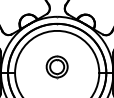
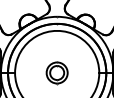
part position: (56, 67) -> (56, 73) (56, 73)
